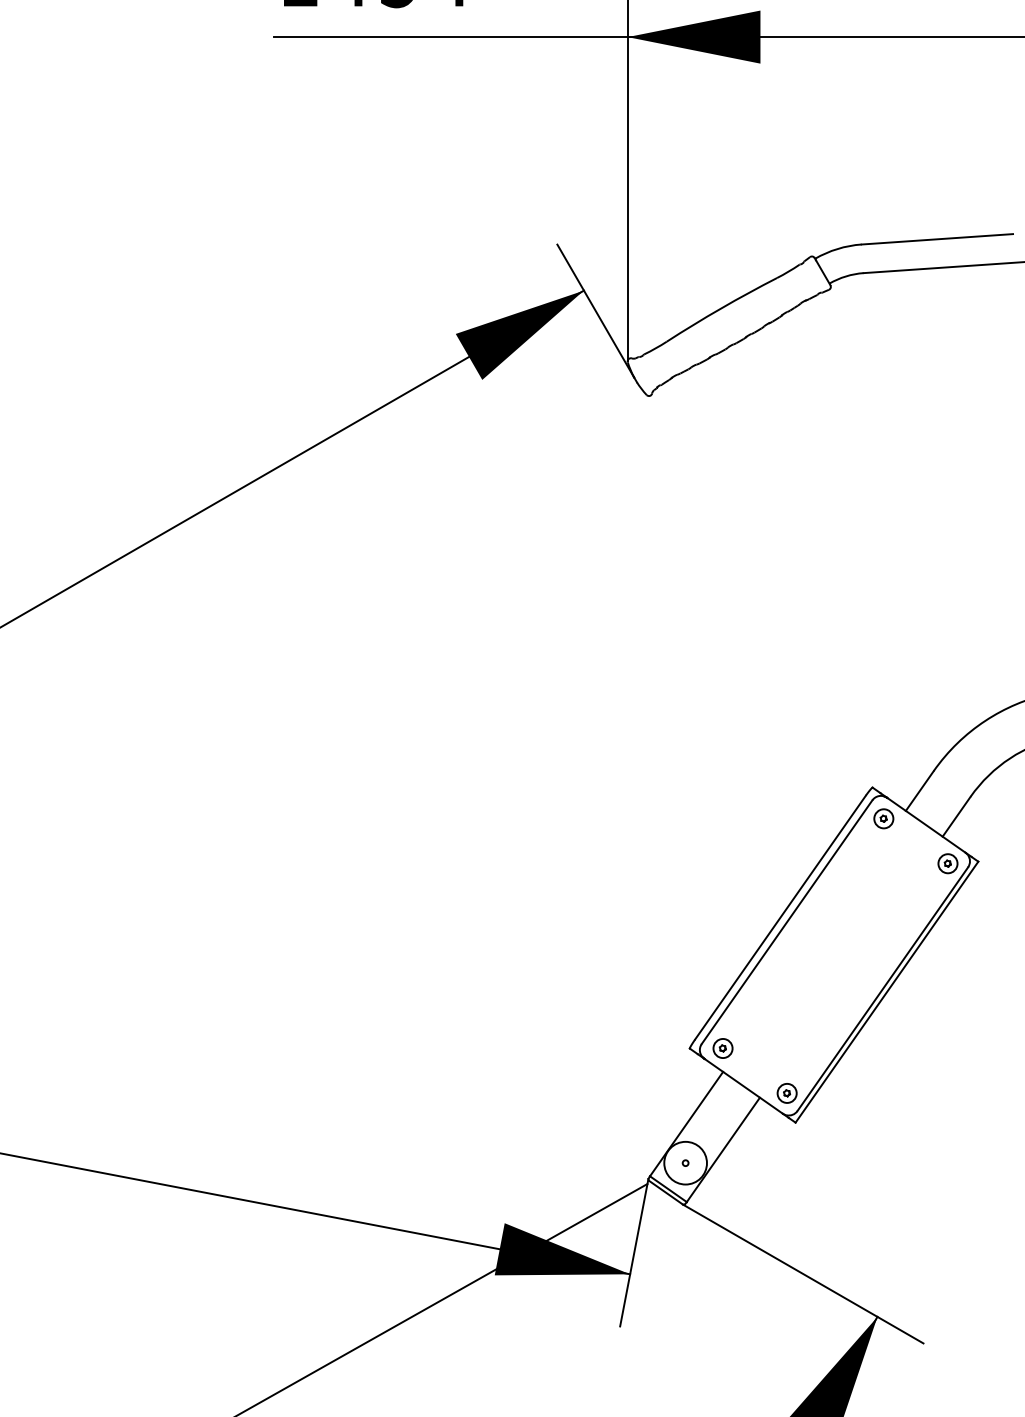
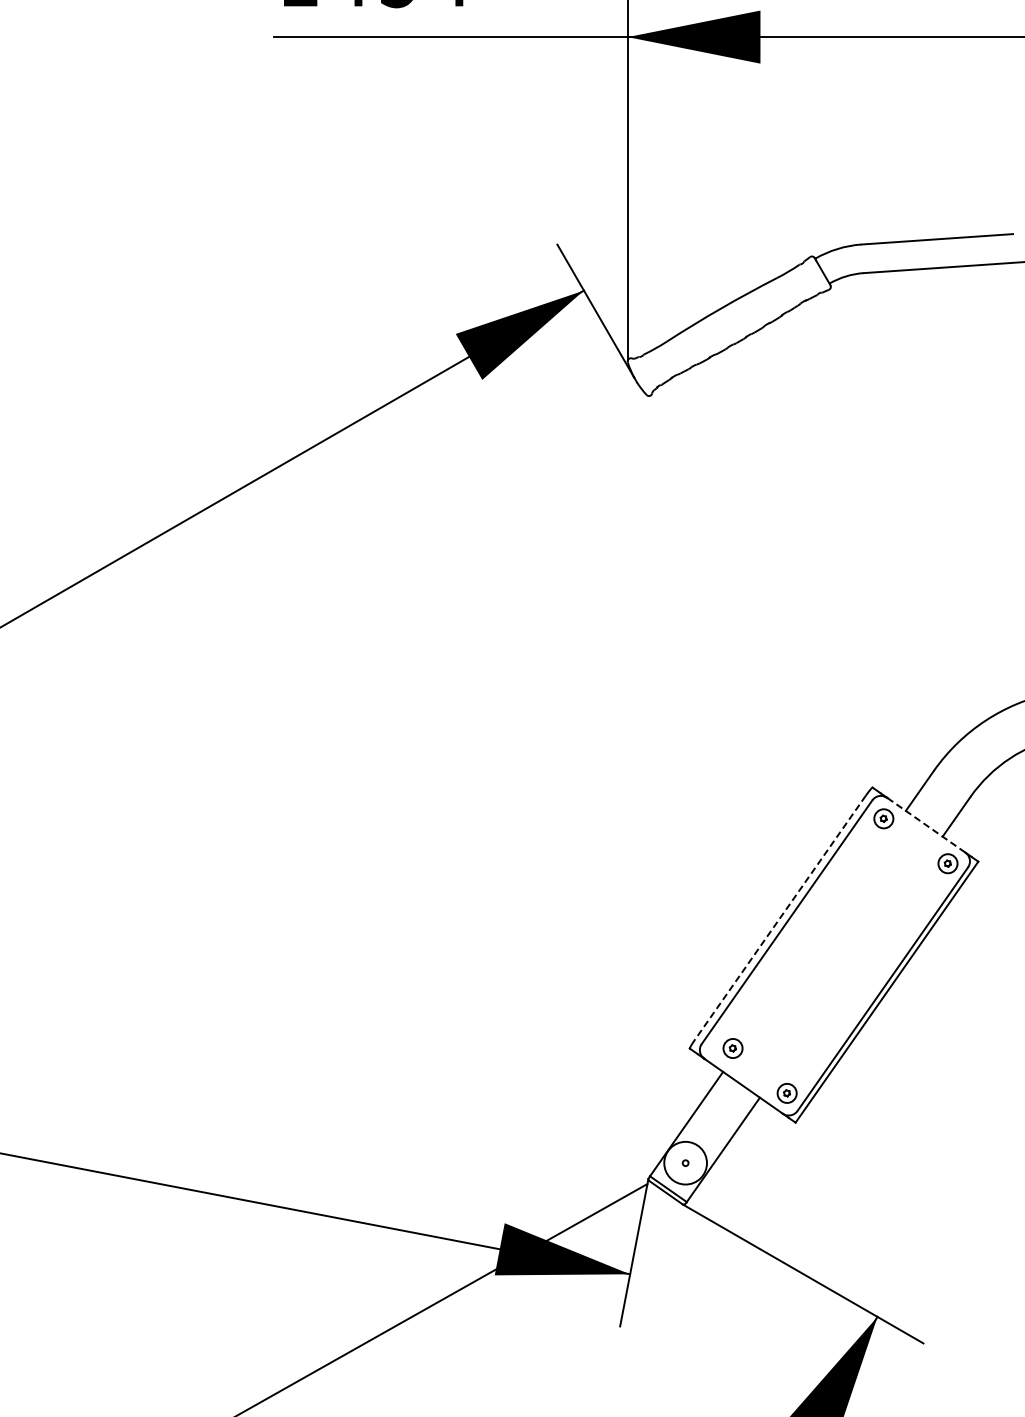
line: solid -> dashed (926, 825)
line: solid -> dashed (780, 917)
part position: (722, 1048) -> (732, 1048) (732, 1048)
